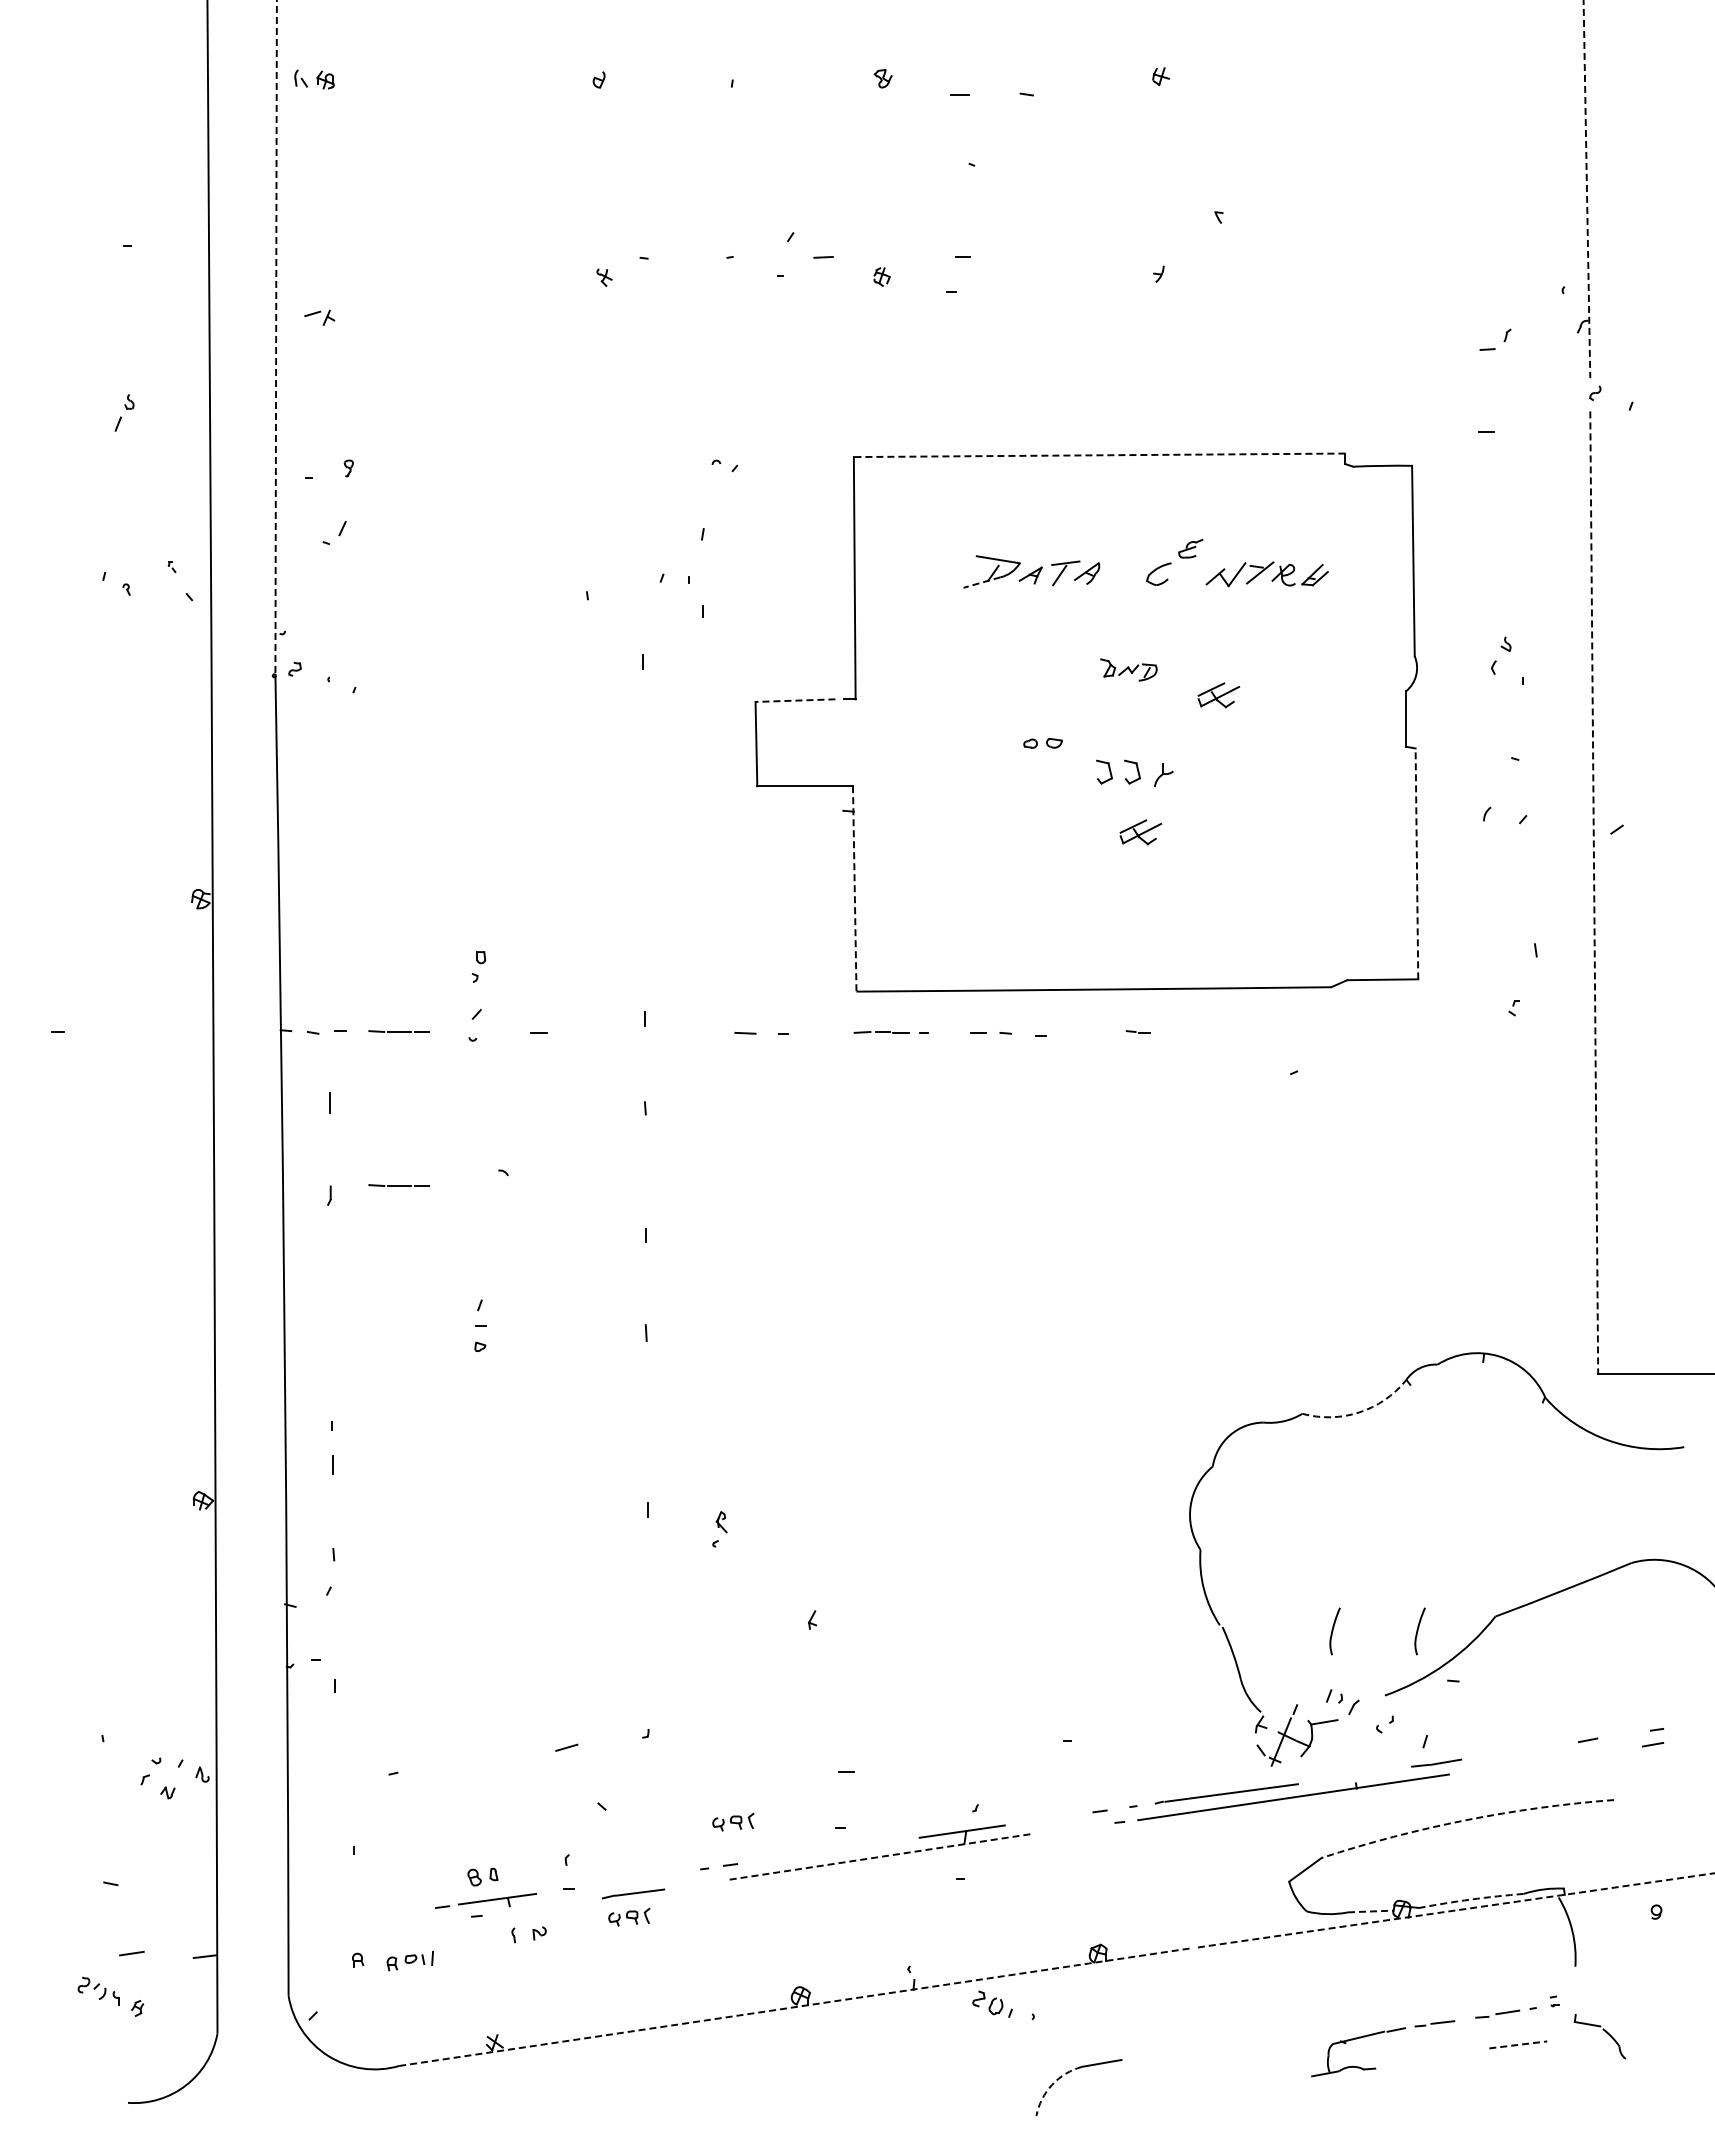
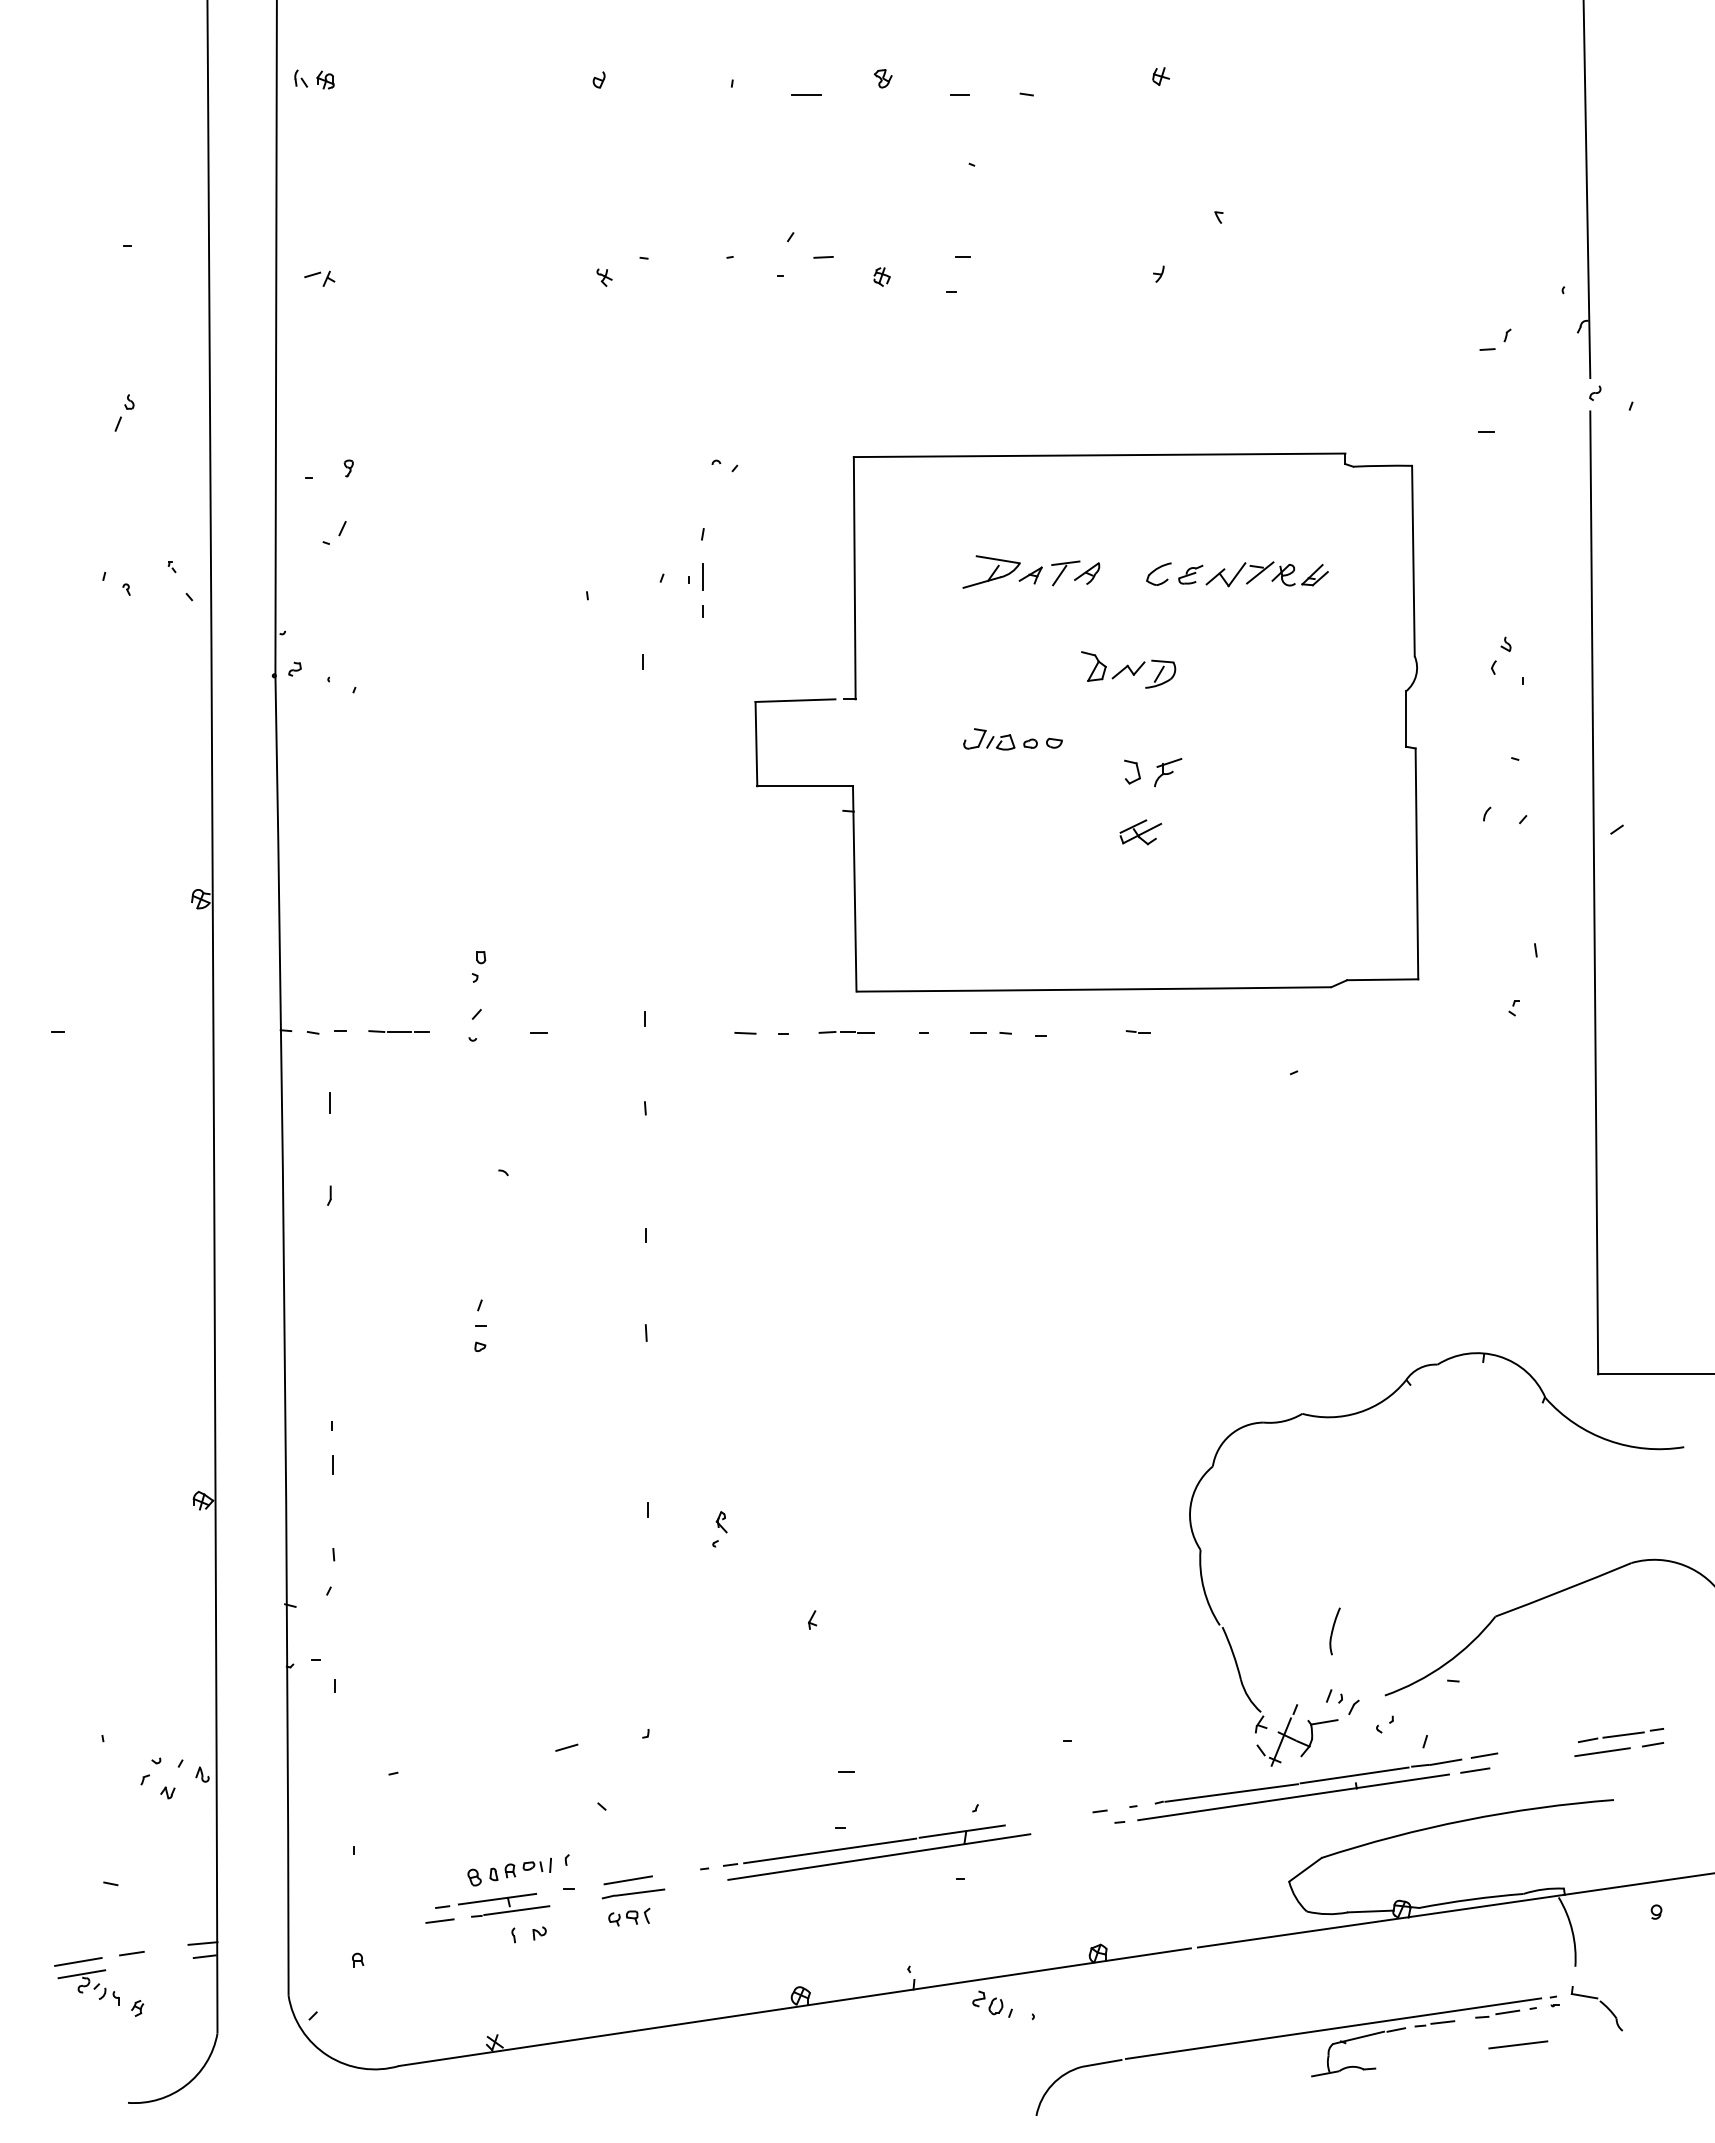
line: none -> present (806, 95)
line: dashed -> solid (1586, 189)
part position: (319, 317) -> (319, 278) (319, 278)
line: dashed -> solid (276, 337)
line: dashed -> solid (1099, 455)
part position: (1190, 548) -> (1190, 574) (1190, 574)
line: none -> present (702, 577)
line: dashed -> solid (981, 582)
part size: 58x24 px -> 96x38 px (1128, 669)
part: present -> none (1218, 695)
line: dashed -> solid (795, 700)
part: none -> present (989, 739)
line: none -> present (1169, 762)
part: present -> none (1104, 771)
line: dashed -> solid (1416, 863)
line: dashed -> solid (854, 888)
line: dashed -> solid (1594, 893)
line position: (881, 1032) -> (846, 1032) (846, 1032)
line: present -> none (398, 1185)
arc: dashed -> solid (1359, 1412)
part: present -> none (1419, 1631)
line: none -> present (1623, 1734)
line: none -> present (1602, 1752)
line: none -> present (1484, 1755)
line: none -> present (1475, 1770)
line: none -> present (1354, 1775)
arc: dashed -> solid (1466, 1820)
part: present -> none (733, 1821)
line: none -> present (830, 1850)
line: dashed -> solid (879, 1857)
line: none -> present (627, 1880)
arc: dashed -> solid (1471, 1899)
line: none -> present (516, 1910)
line: dashed -> solid (1456, 1910)
line: dashed -> solid (1370, 1911)
line: none -> present (439, 1920)
line: none -> present (202, 1943)
part position: (409, 1960) -> (527, 1867) (527, 1867)
line: none -> present (78, 1961)
line: none -> present (81, 1974)
line: dashed -> solid (795, 2007)
line: none -> present (1333, 2028)
part position: (1604, 2031) -> (1601, 2003) (1601, 2003)
line: dashed -> solid (1518, 2044)
arc: dashed -> solid (1052, 2084)
